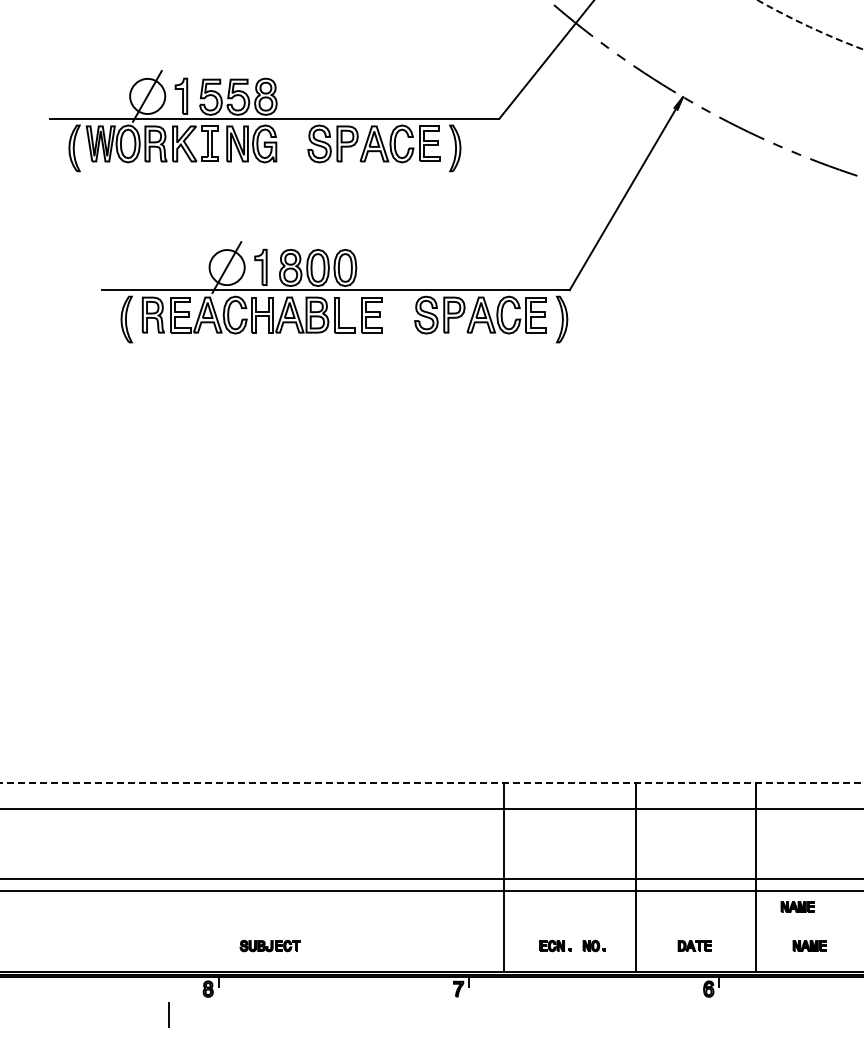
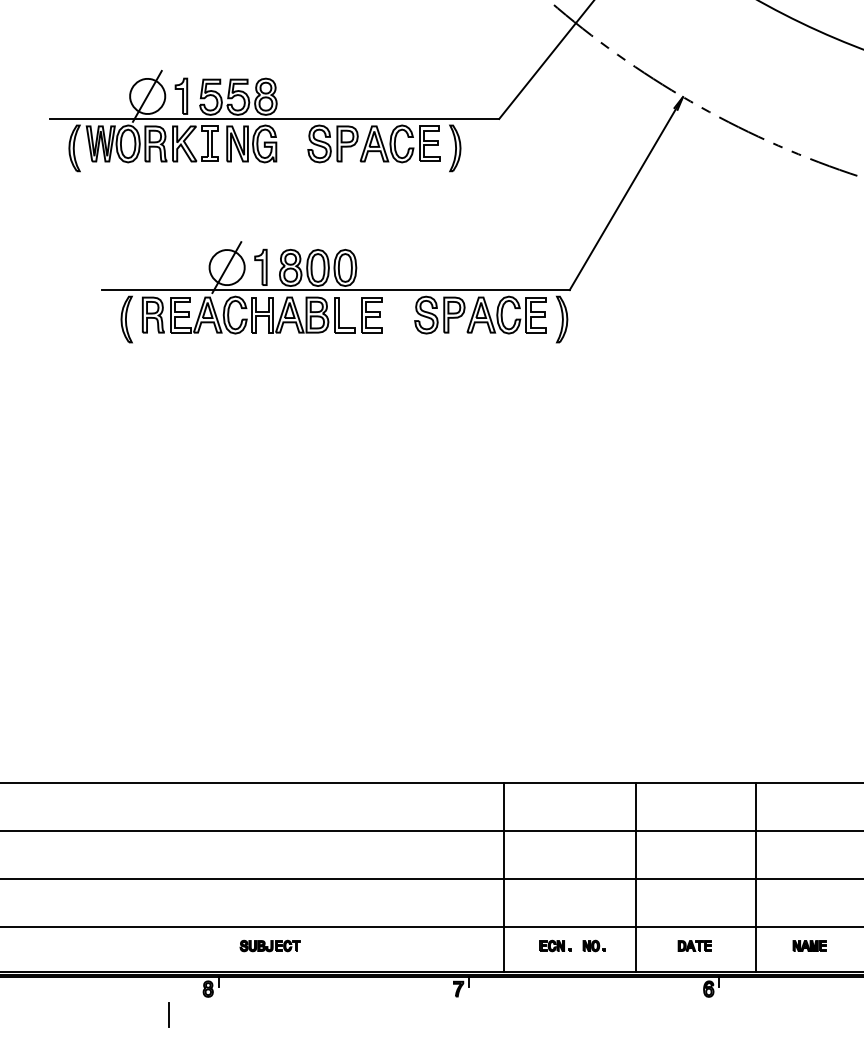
circle: dashed -> solid (810, 24)
line: dashed -> solid (432, 782)
line position: (431, 808) -> (431, 830) (431, 830)
line position: (431, 890) -> (431, 926) (431, 926)
part: present -> none (797, 906)
